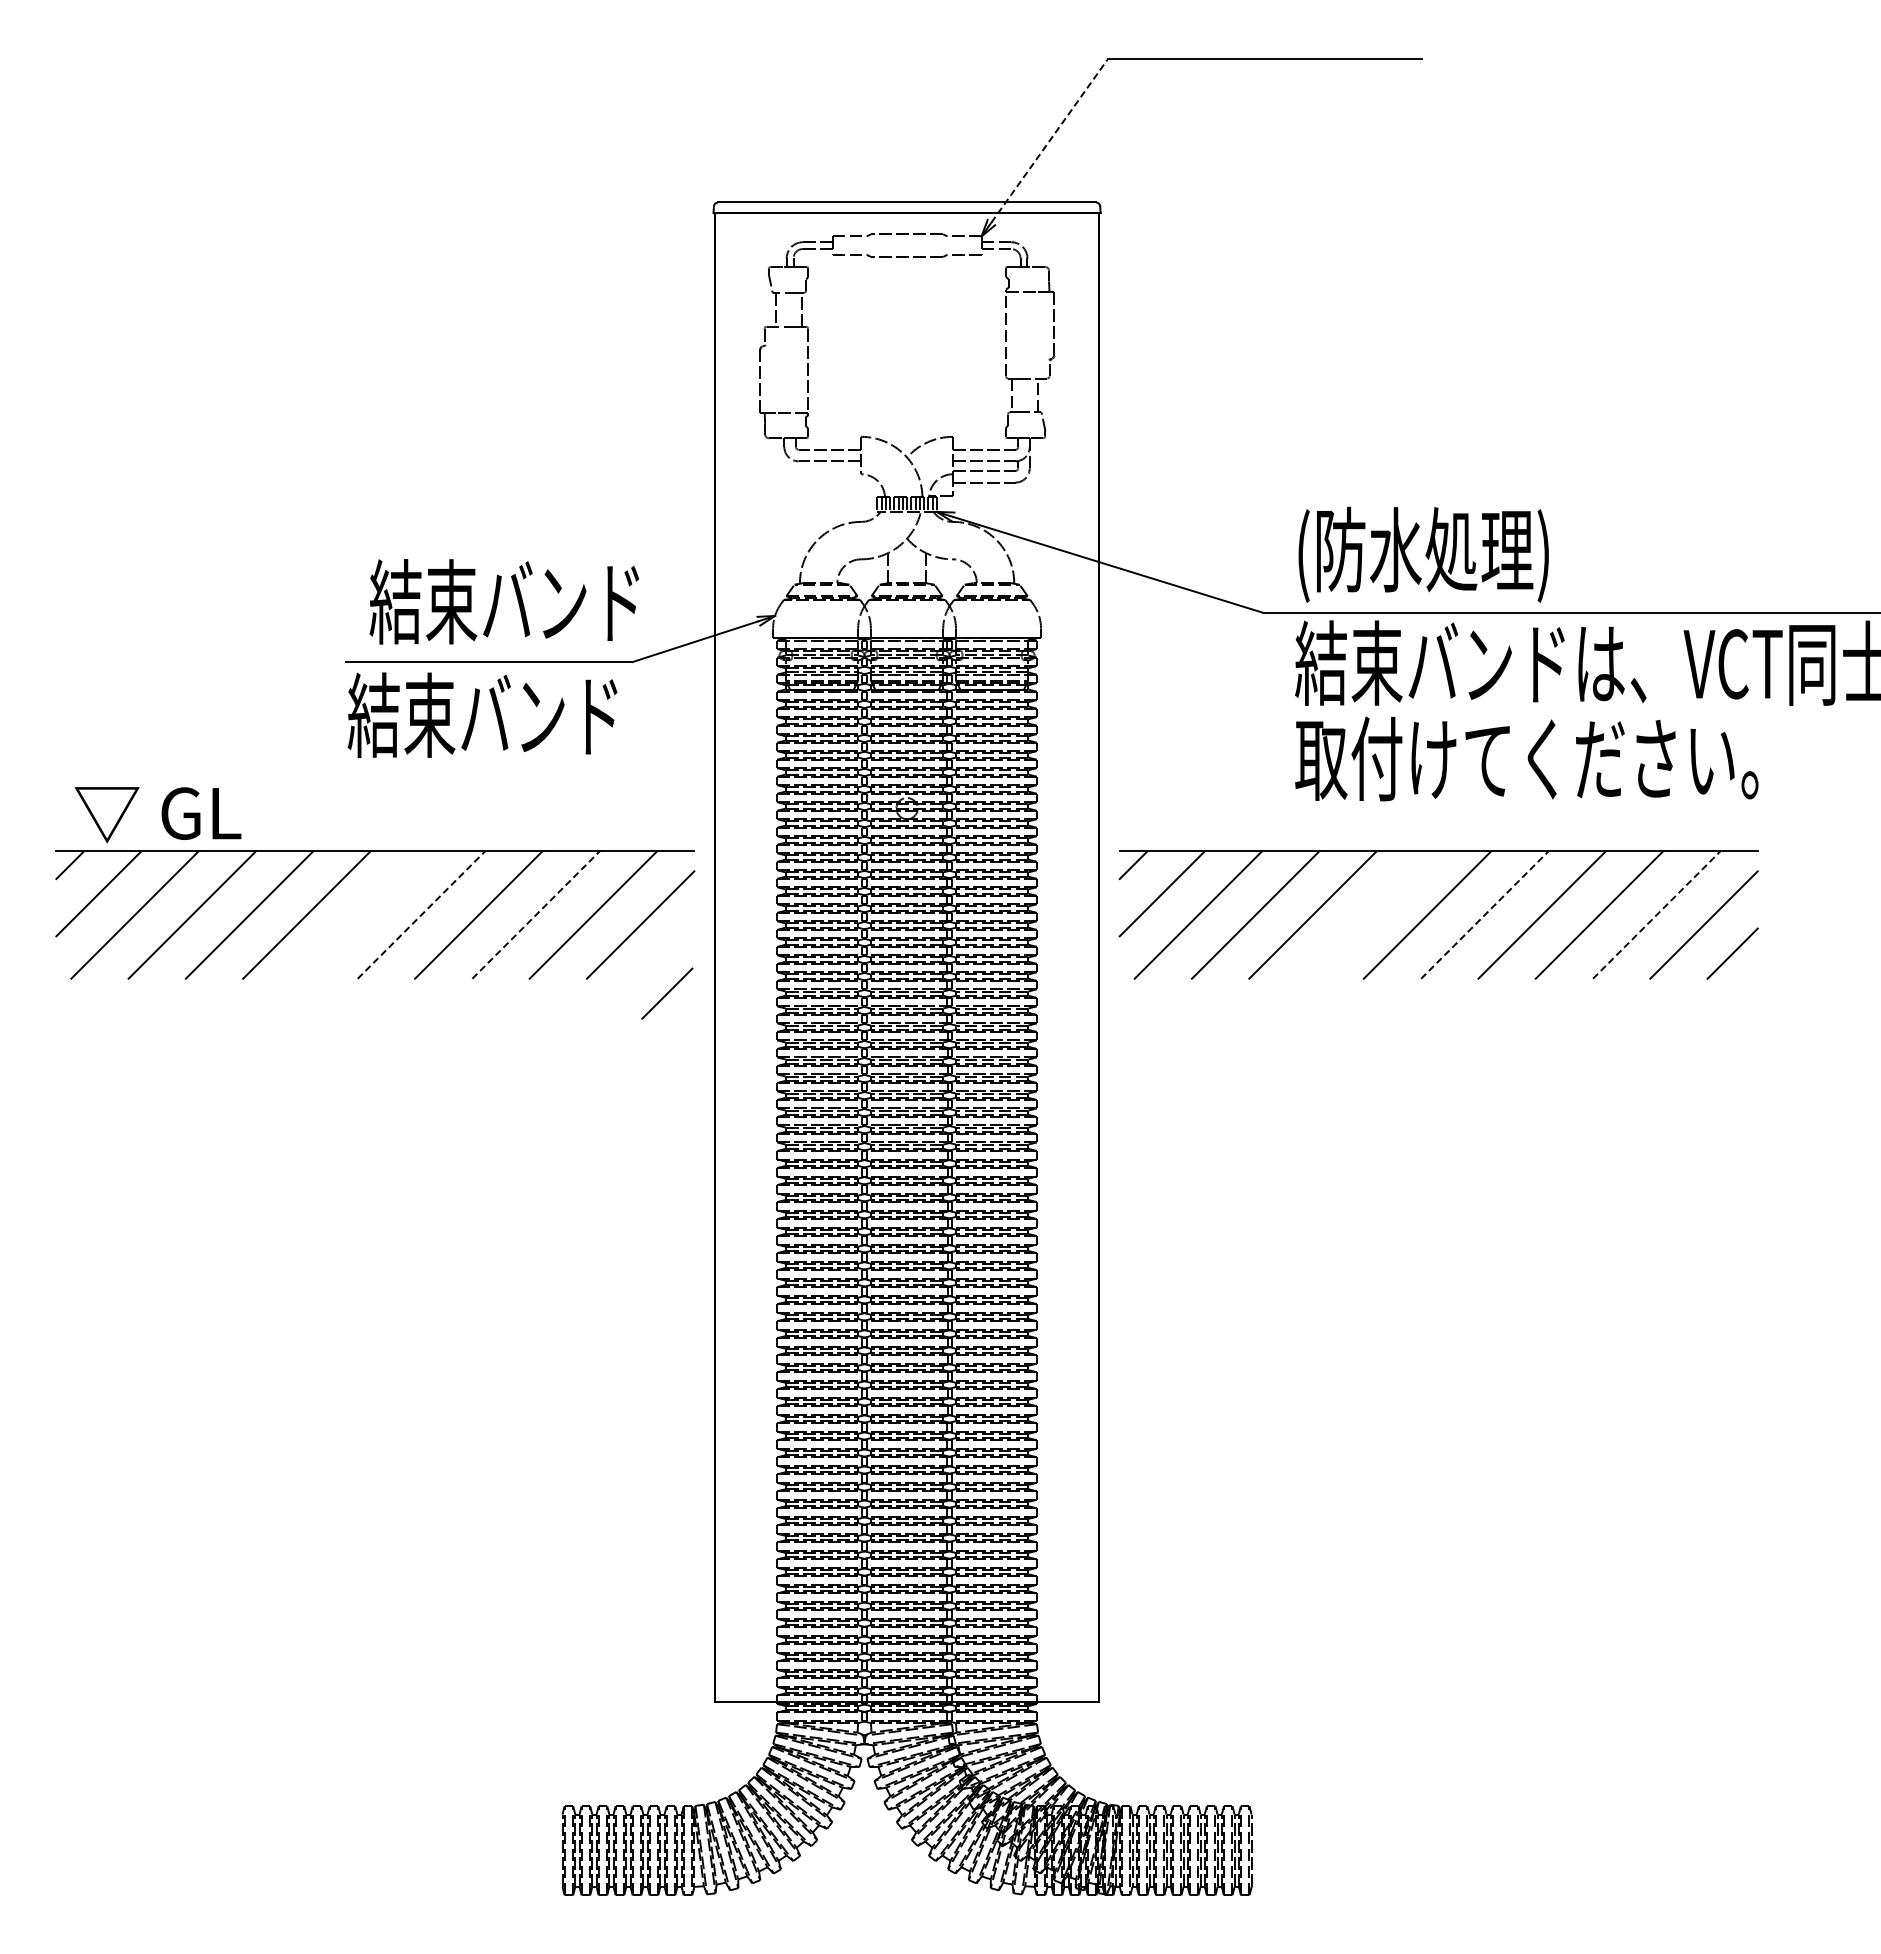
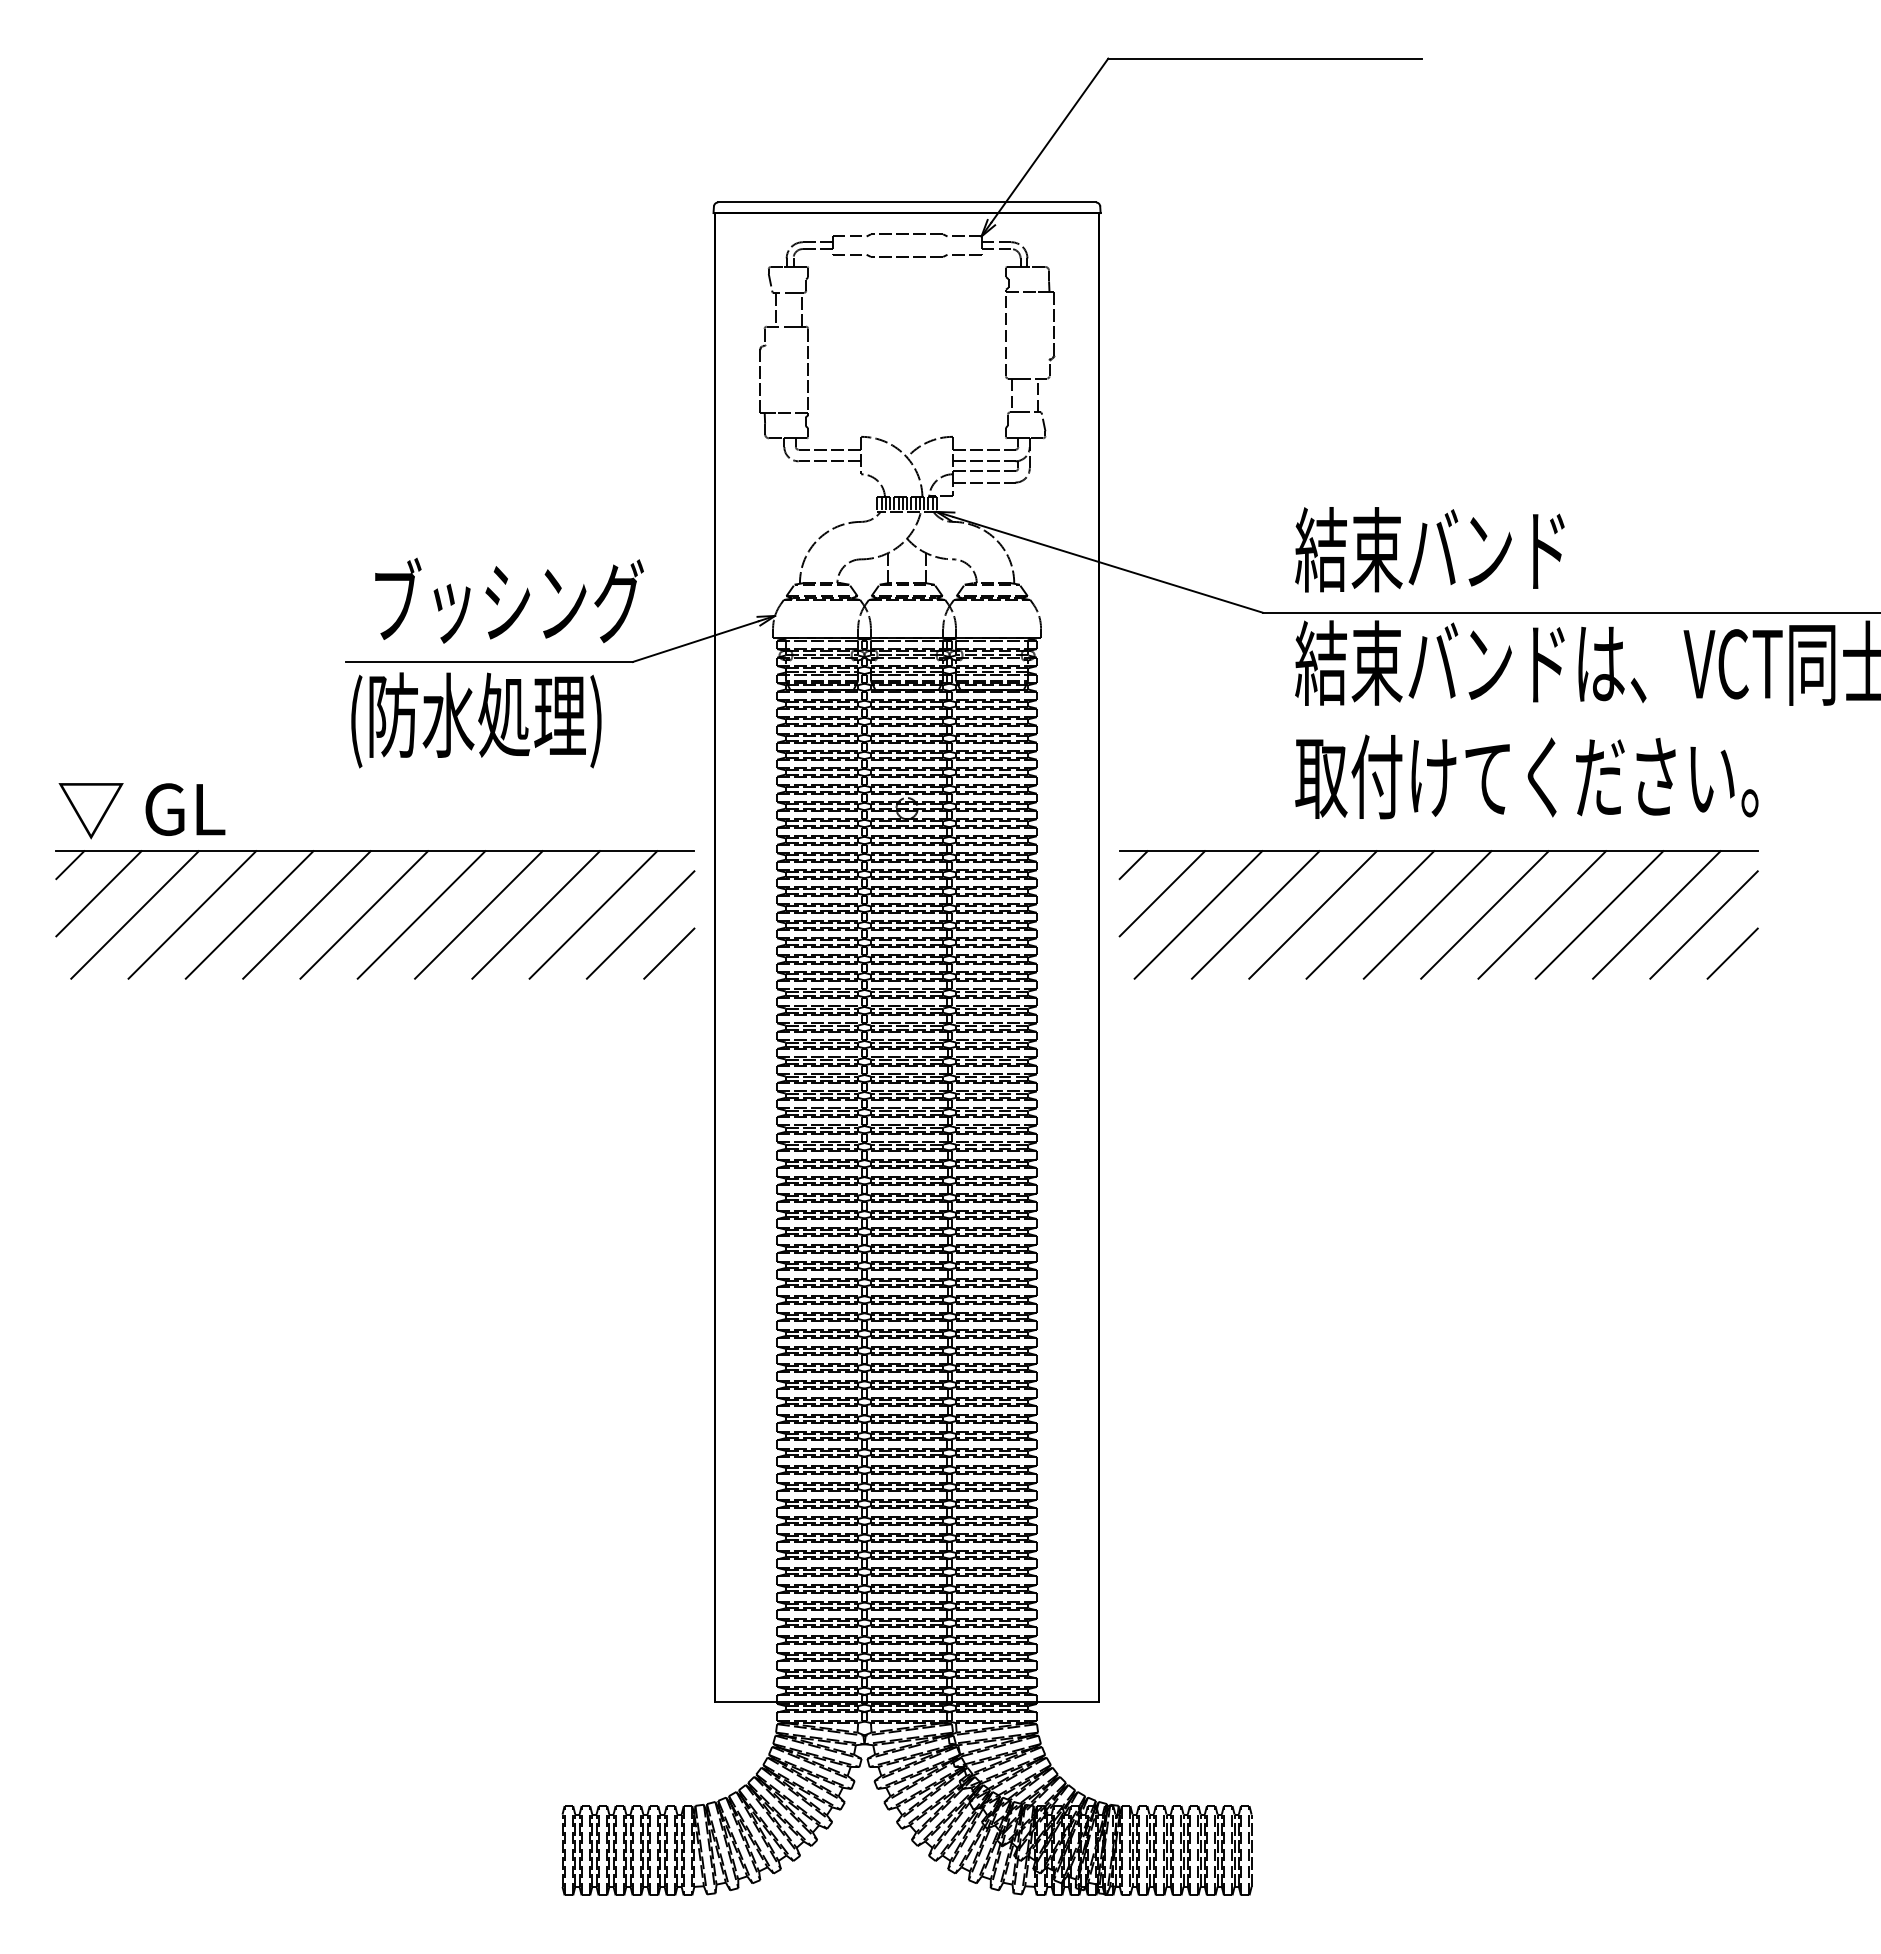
line: dashed -> solid (1049, 140)
text: (防水処理) -> 結束バンド (1429, 554)
text: 結束バンド -> ブッシング (506, 600)
text: 結束バンド -> (防水処理) (482, 720)
text position: (1526, 758) -> (1526, 776) (1526, 776)
text position: (157, 815) -> (141, 811) (141, 811)
line: none -> present (364, 914)
line: dashed -> solid (421, 914)
line: dashed -> solid (536, 914)
line: none -> present (1370, 914)
line: dashed -> solid (1485, 914)
line: dashed -> solid (1657, 914)
line position: (667, 993) -> (669, 953) (669, 953)
